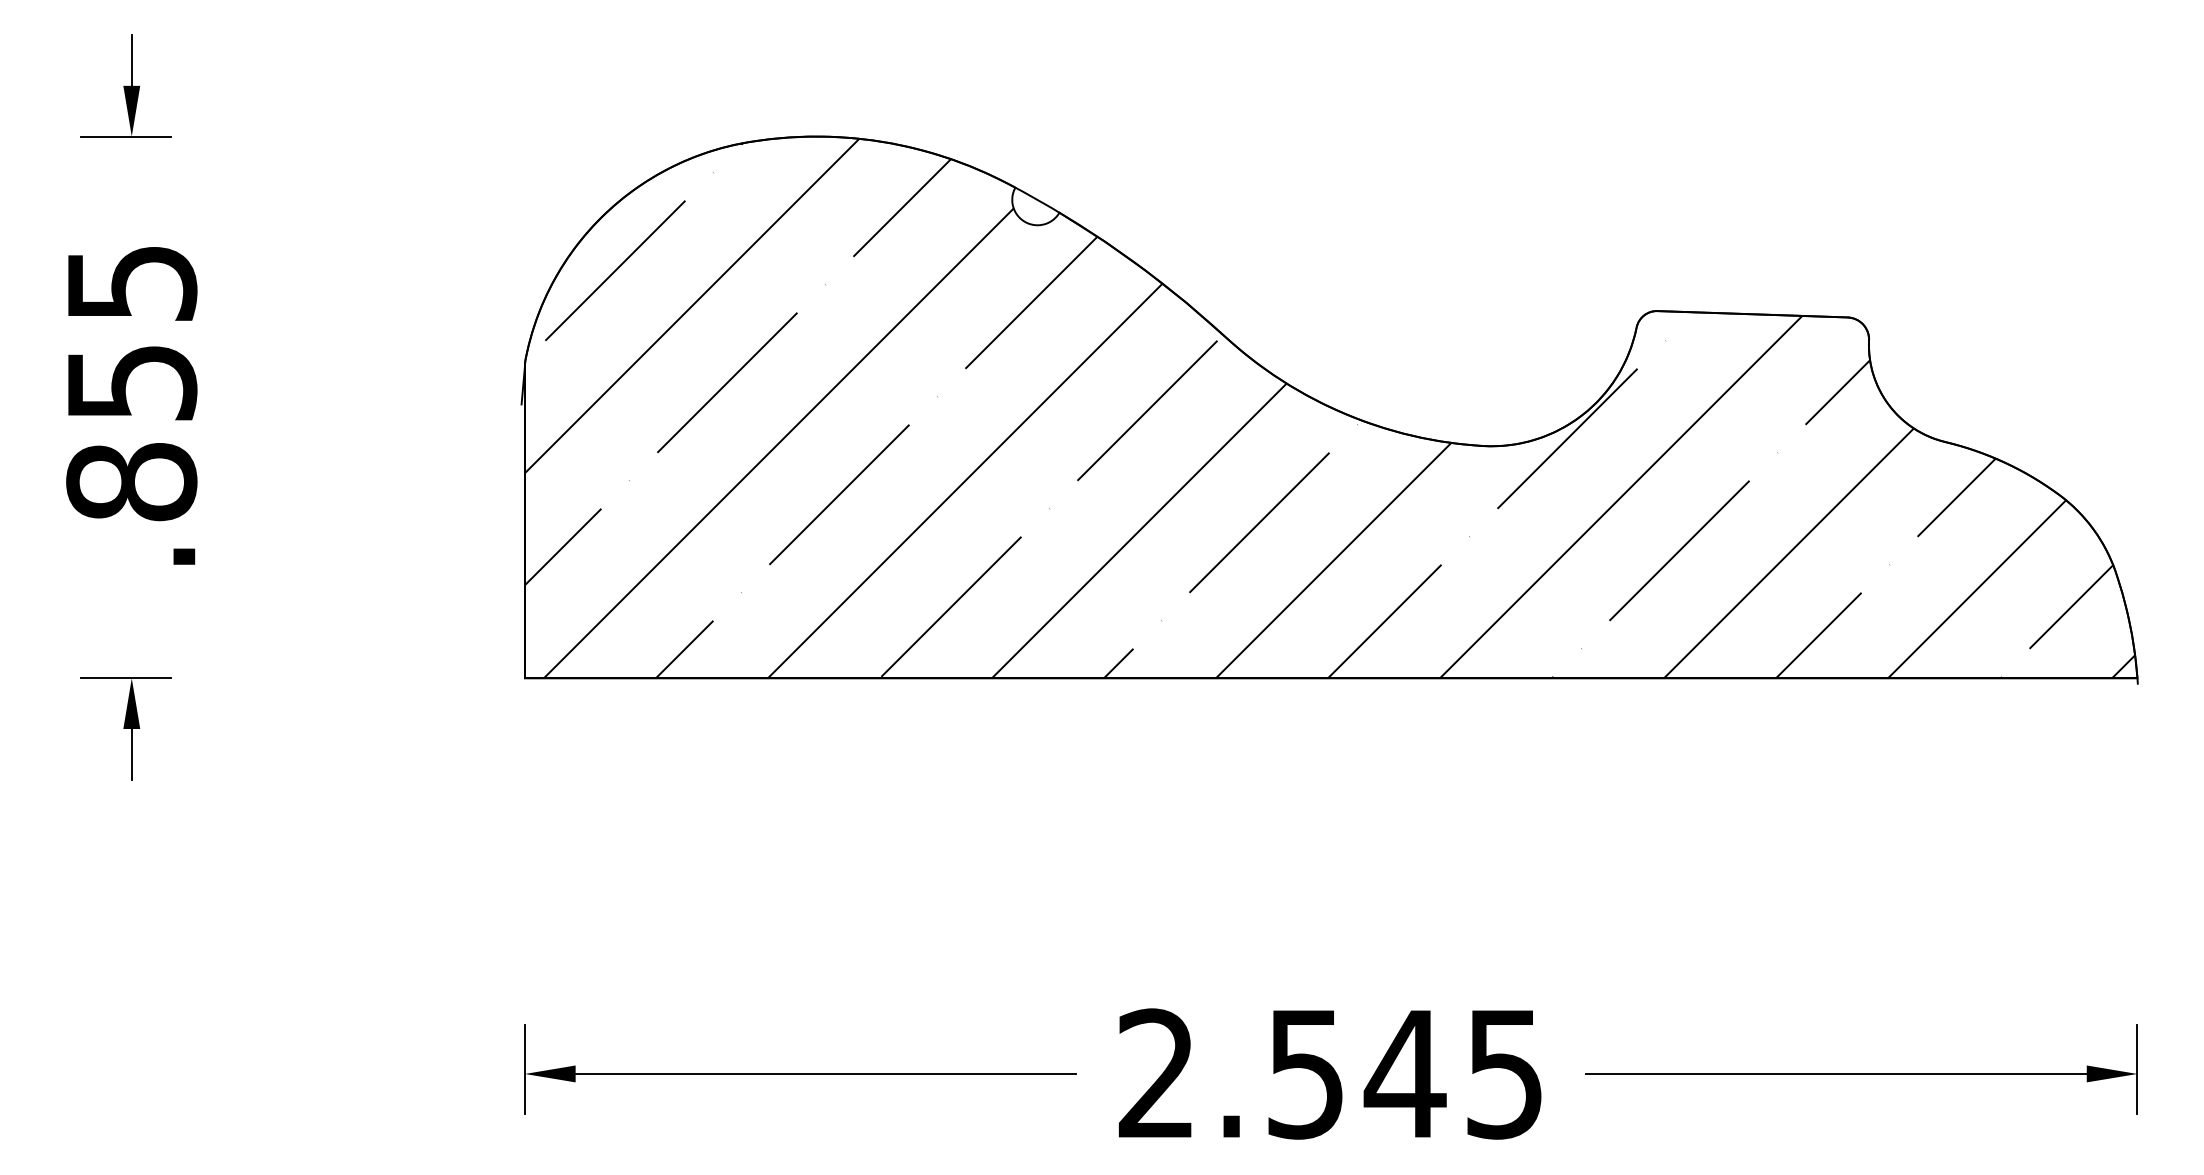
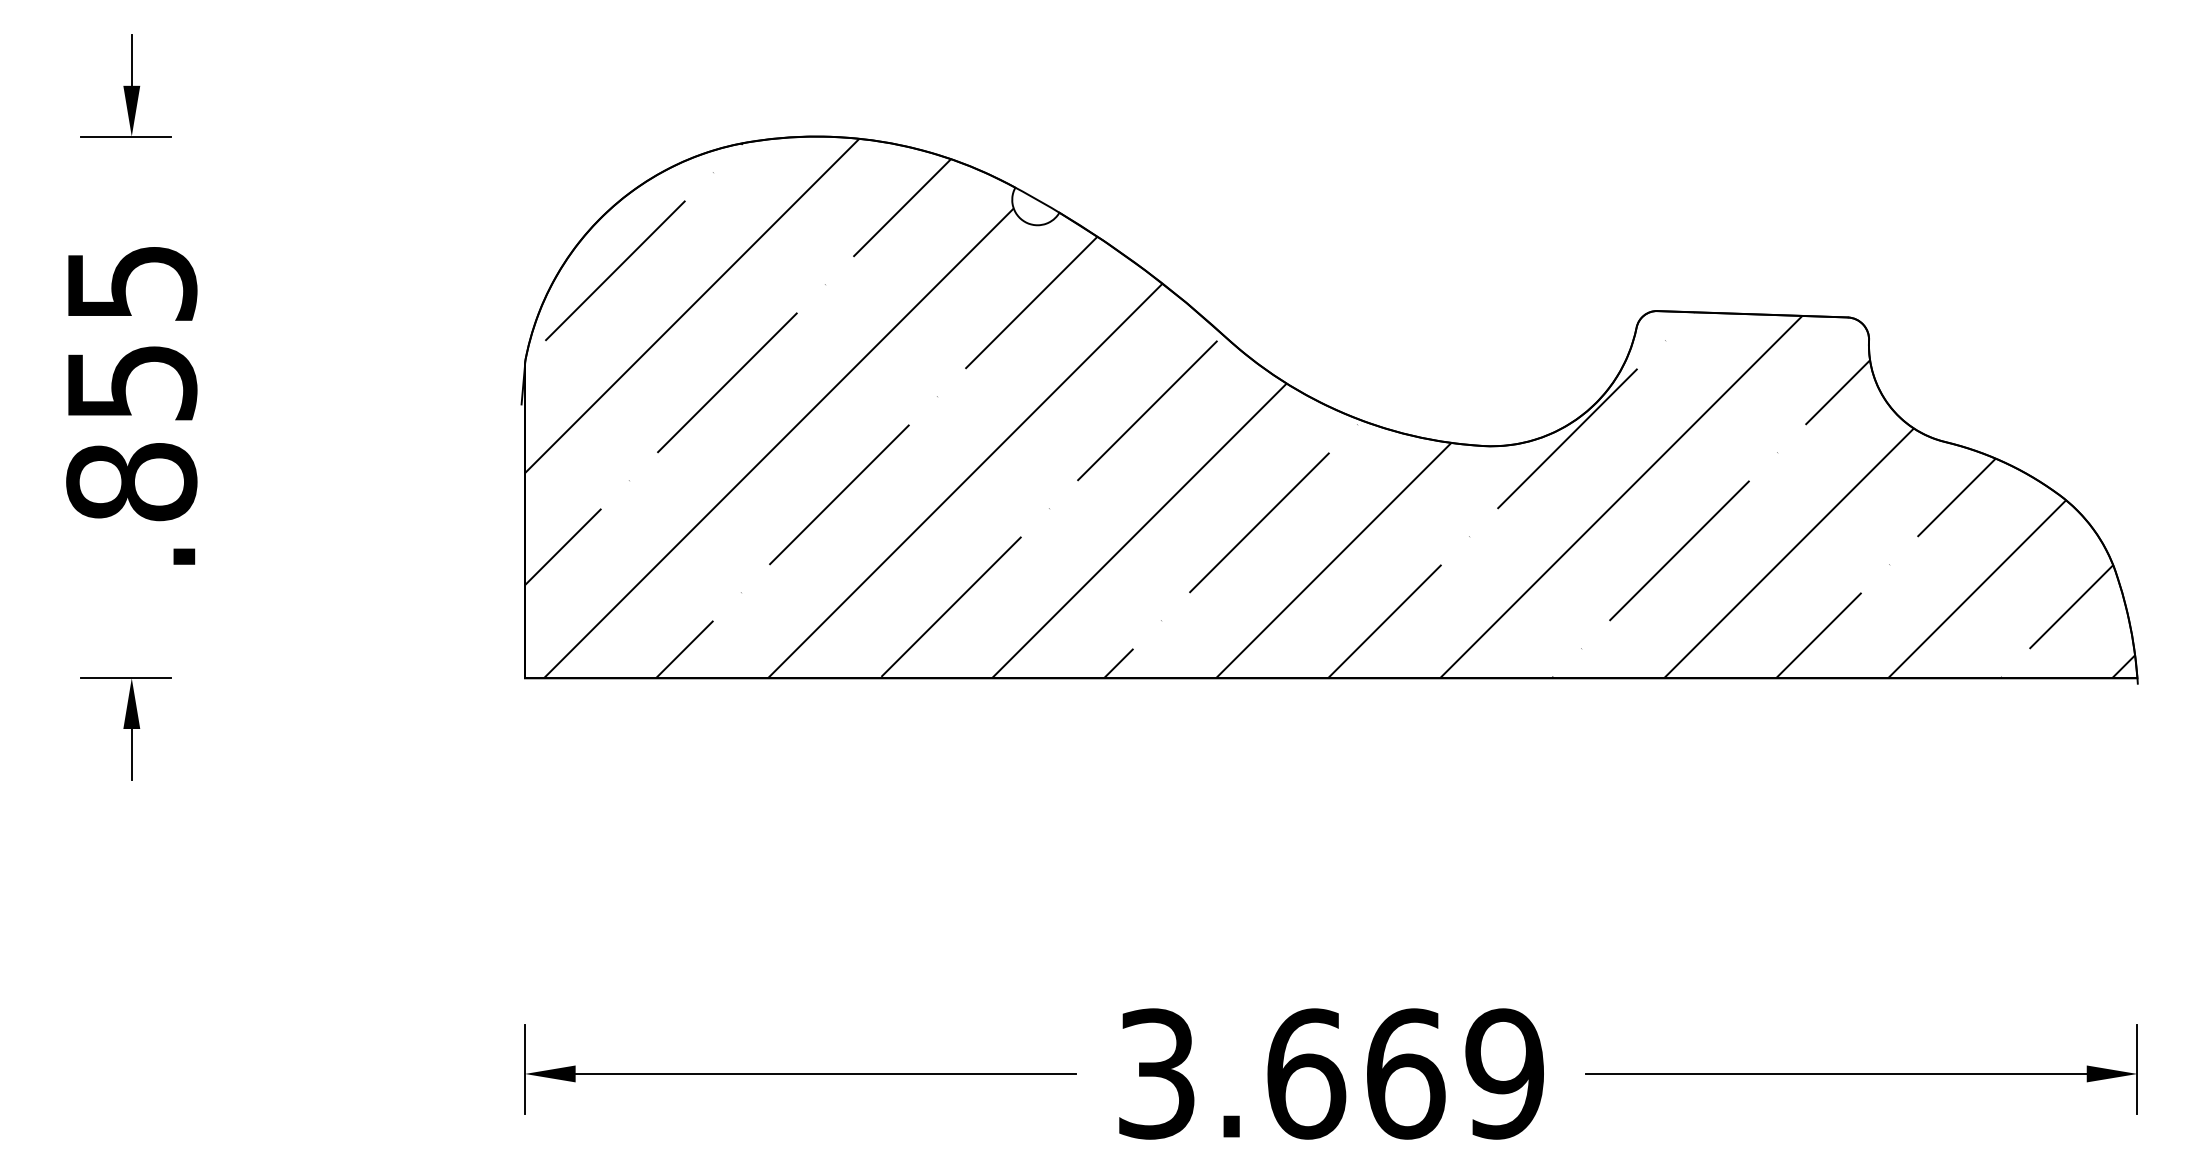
text: 2.545 -> 3.669 (1330, 1073)
